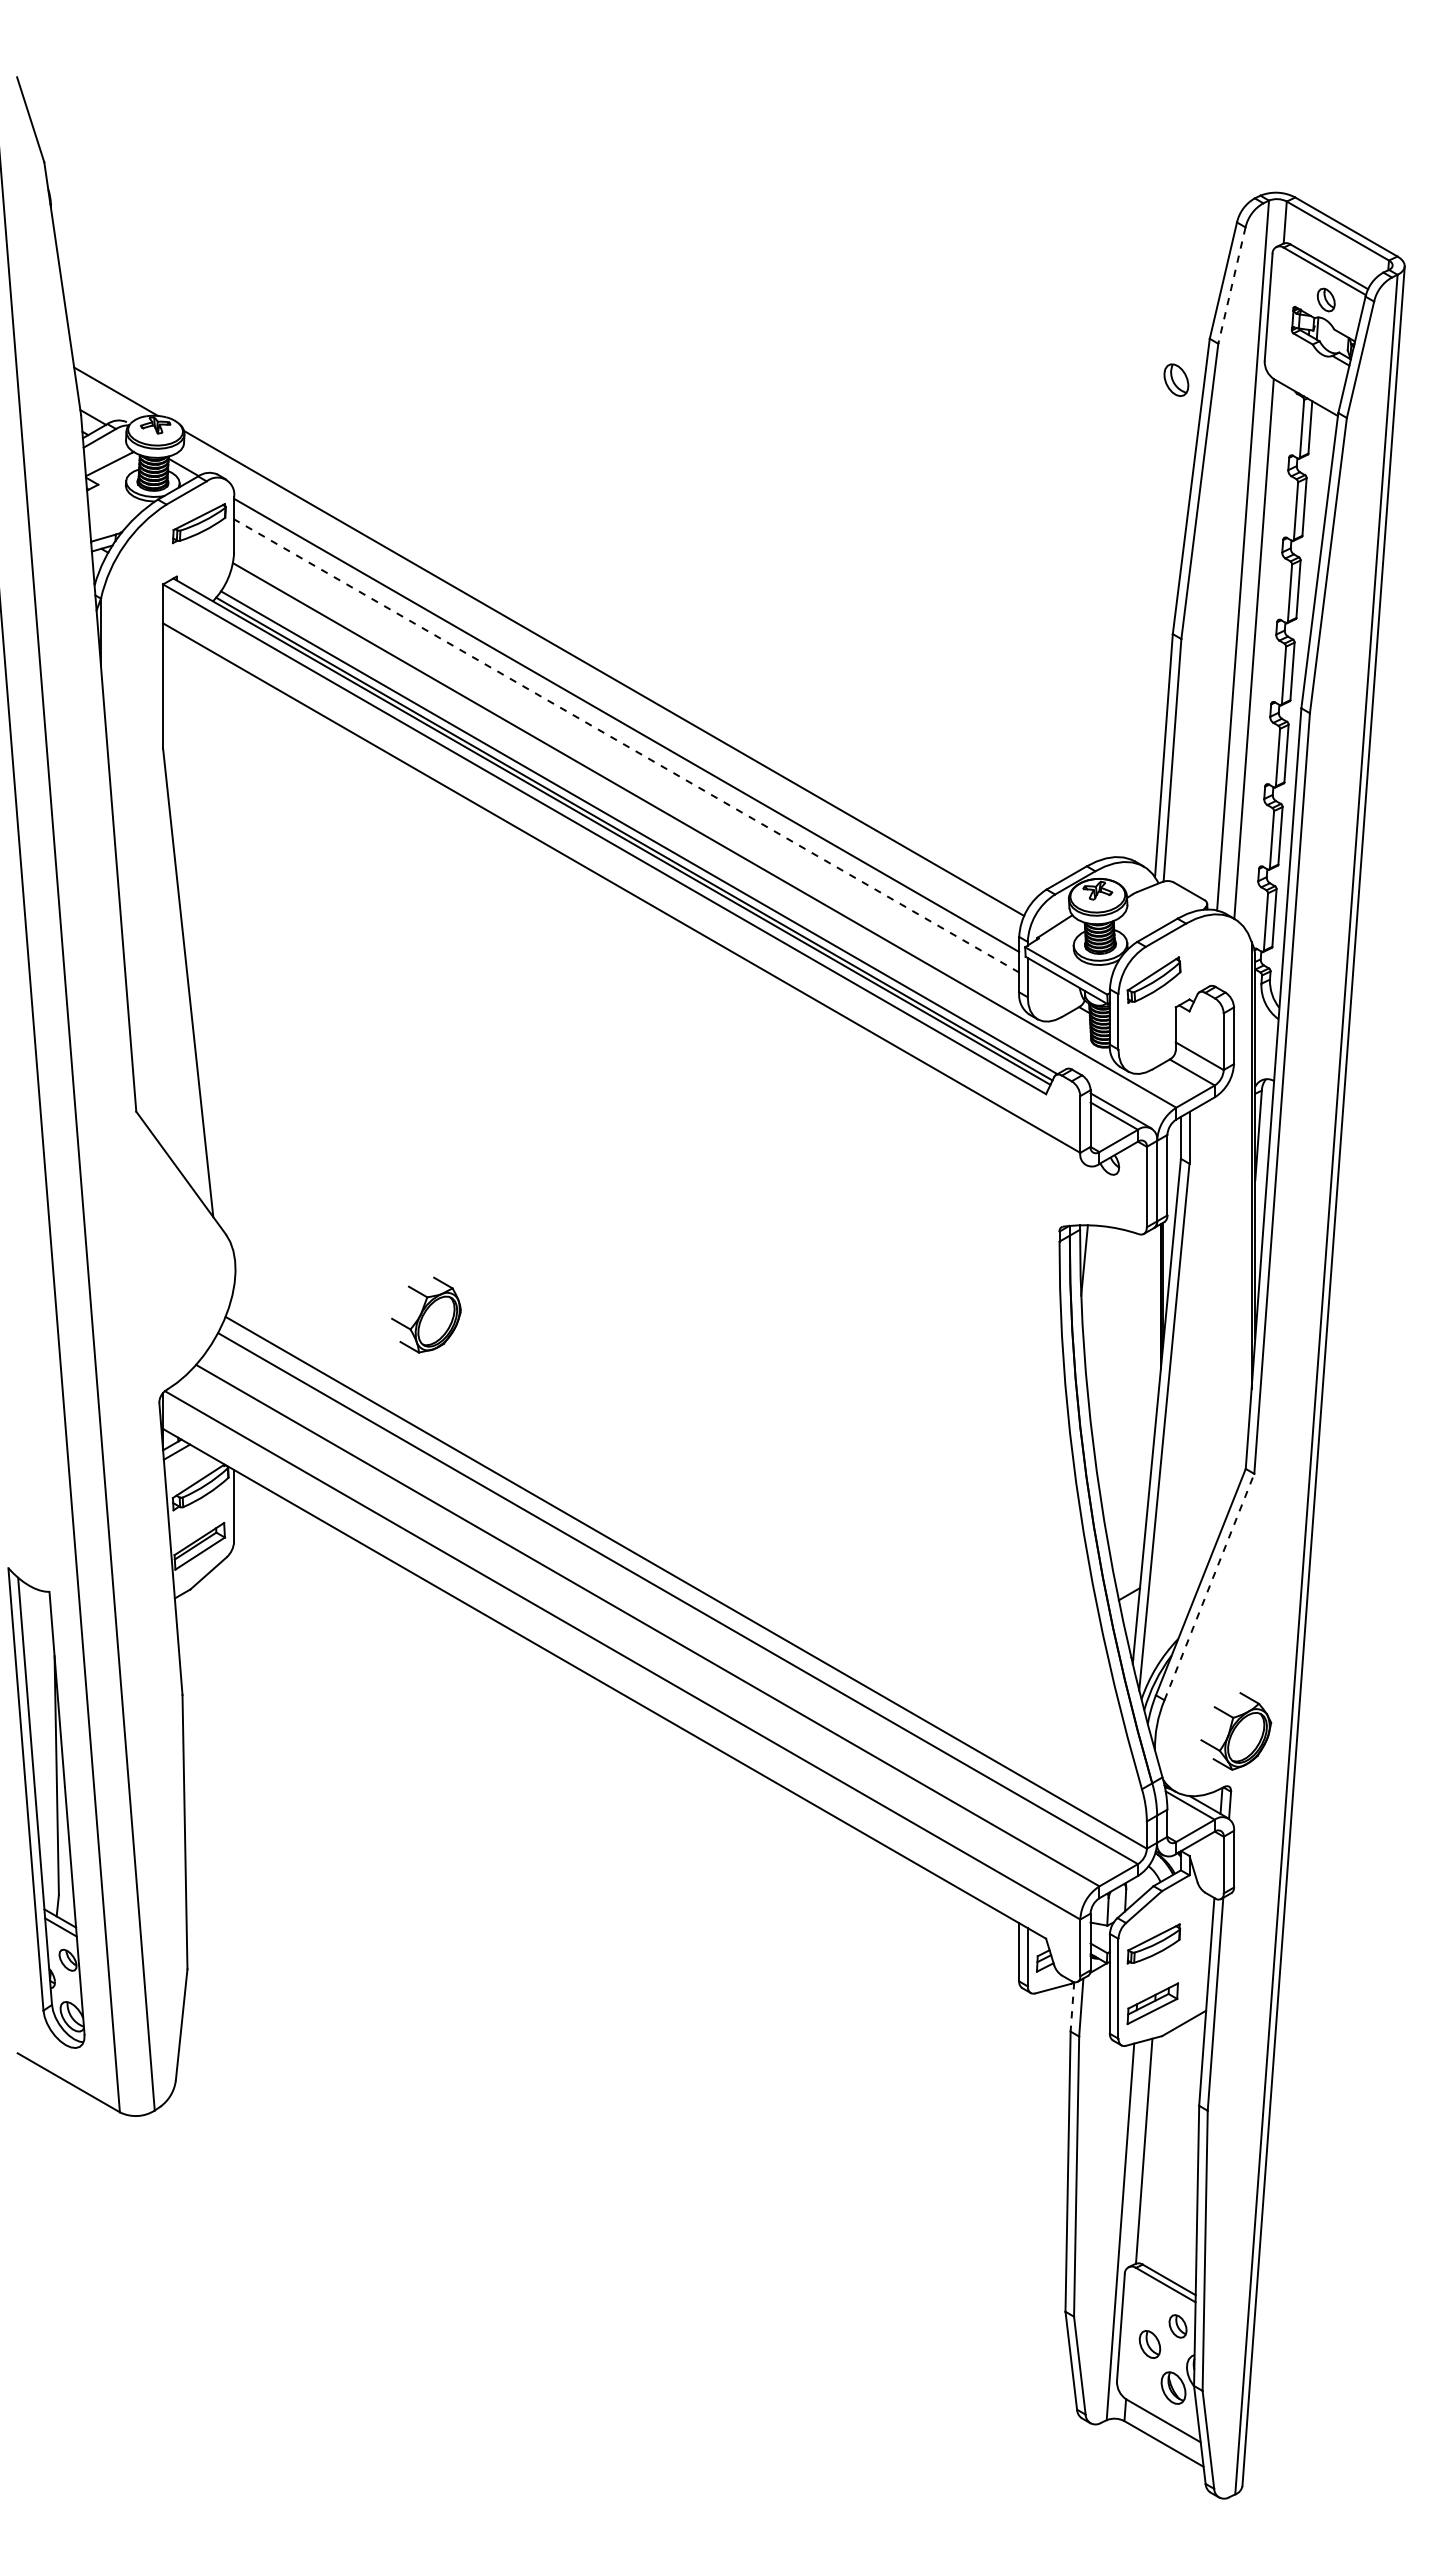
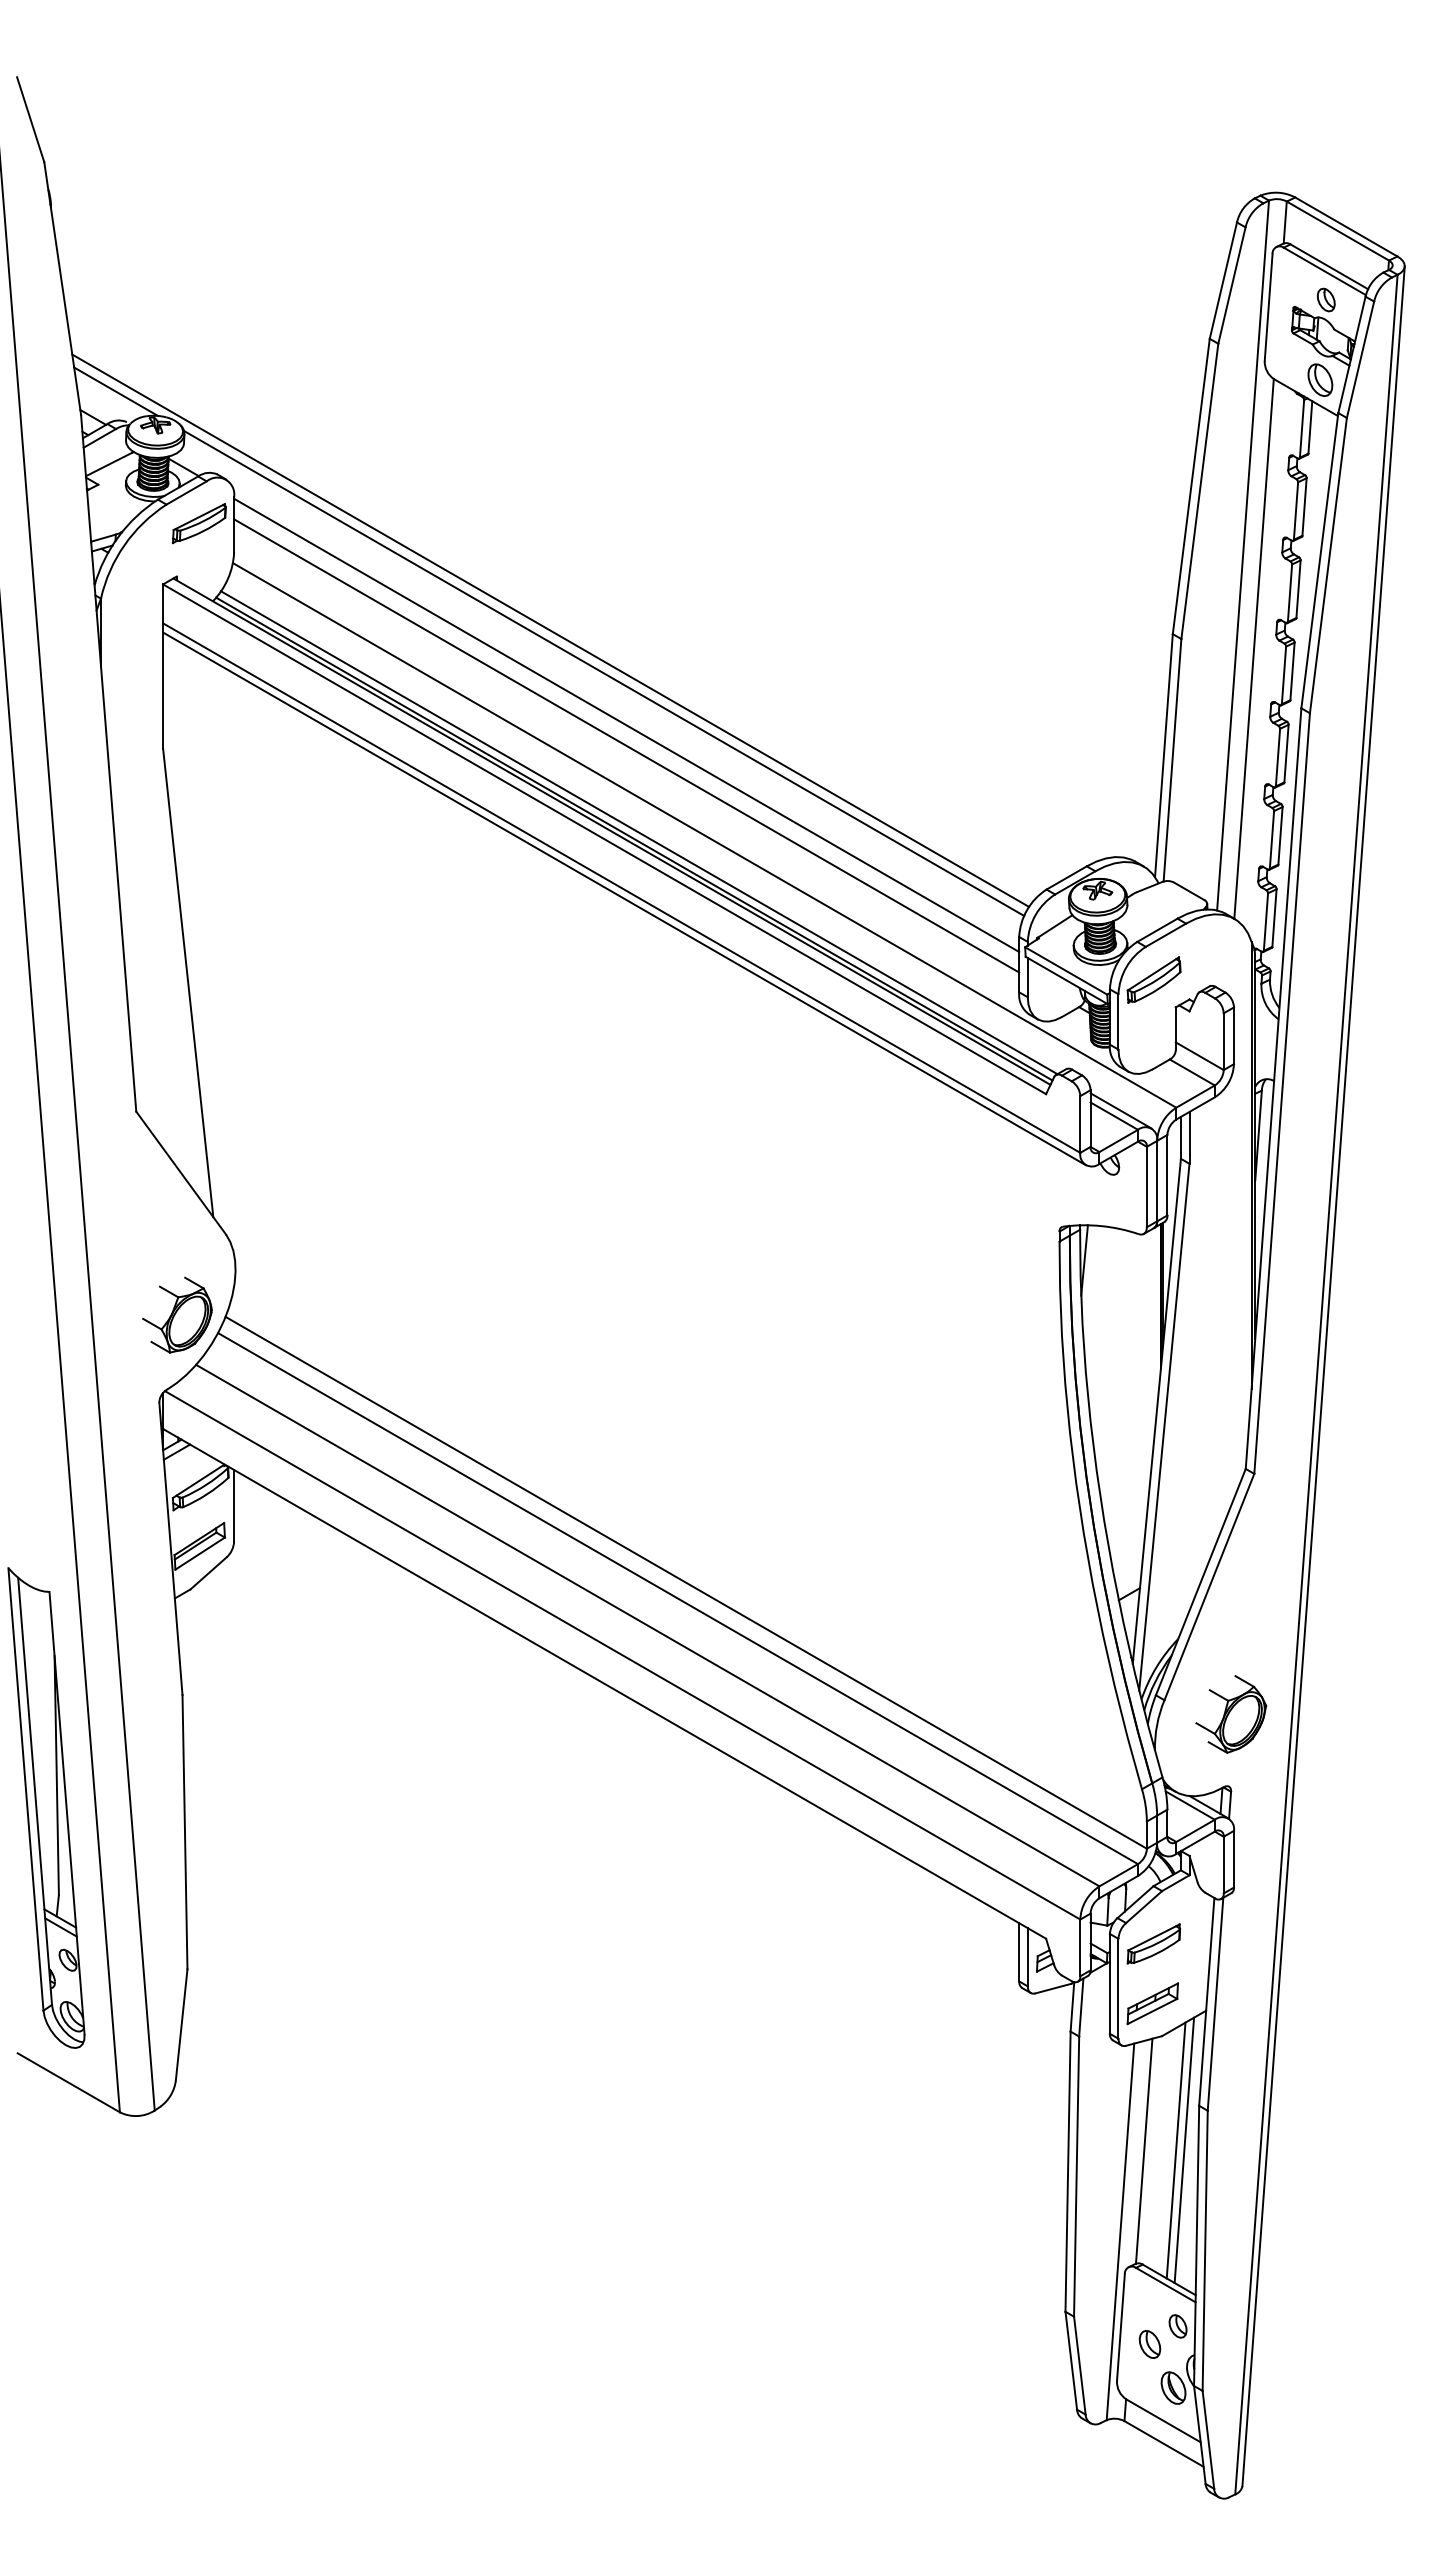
line: dashed -> solid (1231, 285)
part position: (1176, 379) -> (1320, 379) (1320, 379)
line: none -> present (550, 630)
line: dashed -> solid (626, 745)
line: none -> present (624, 898)
part position: (426, 1314) -> (177, 1314) (177, 1314)
line: dashed -> solid (1209, 1587)
part position: (1236, 1731) -> (1231, 1714) (1231, 1714)
line: dashed -> solid (1072, 2006)
line: none -> present (1175, 2150)
line: none -> present (1184, 2150)
